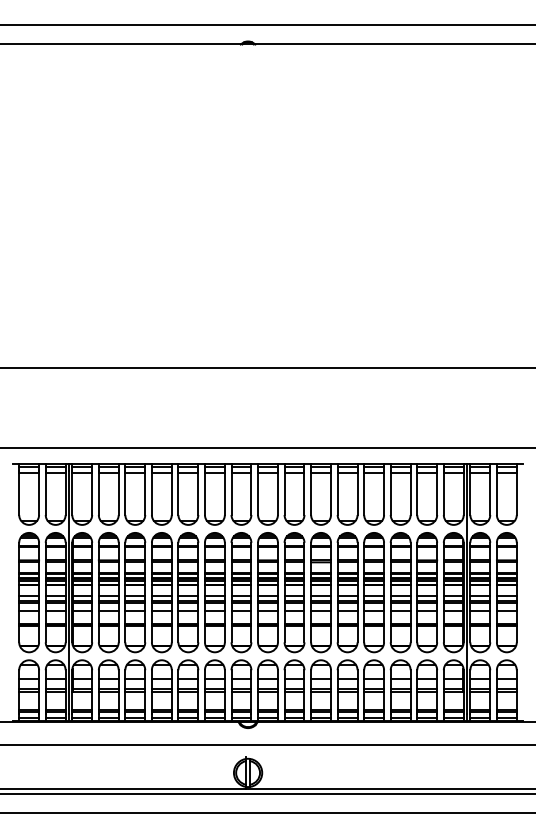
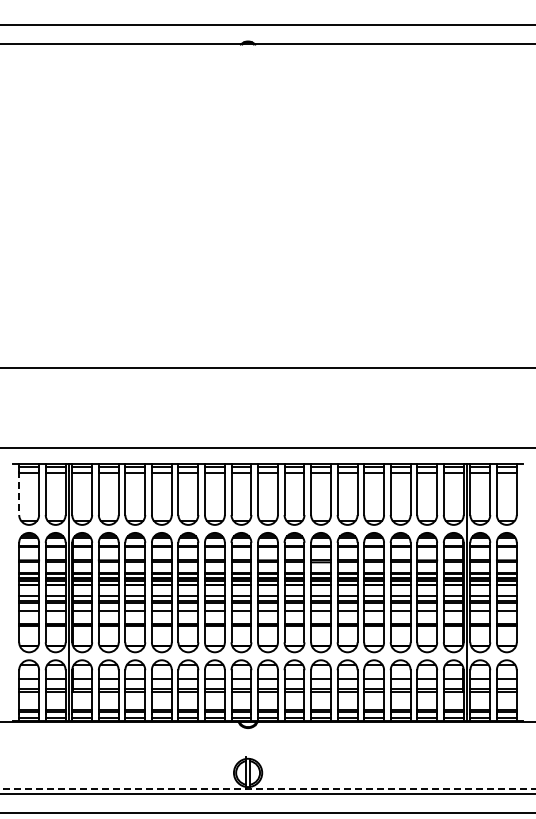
line: solid -> dashed (19, 493)
line: present -> none (267, 745)
line: solid -> dashed (267, 788)
